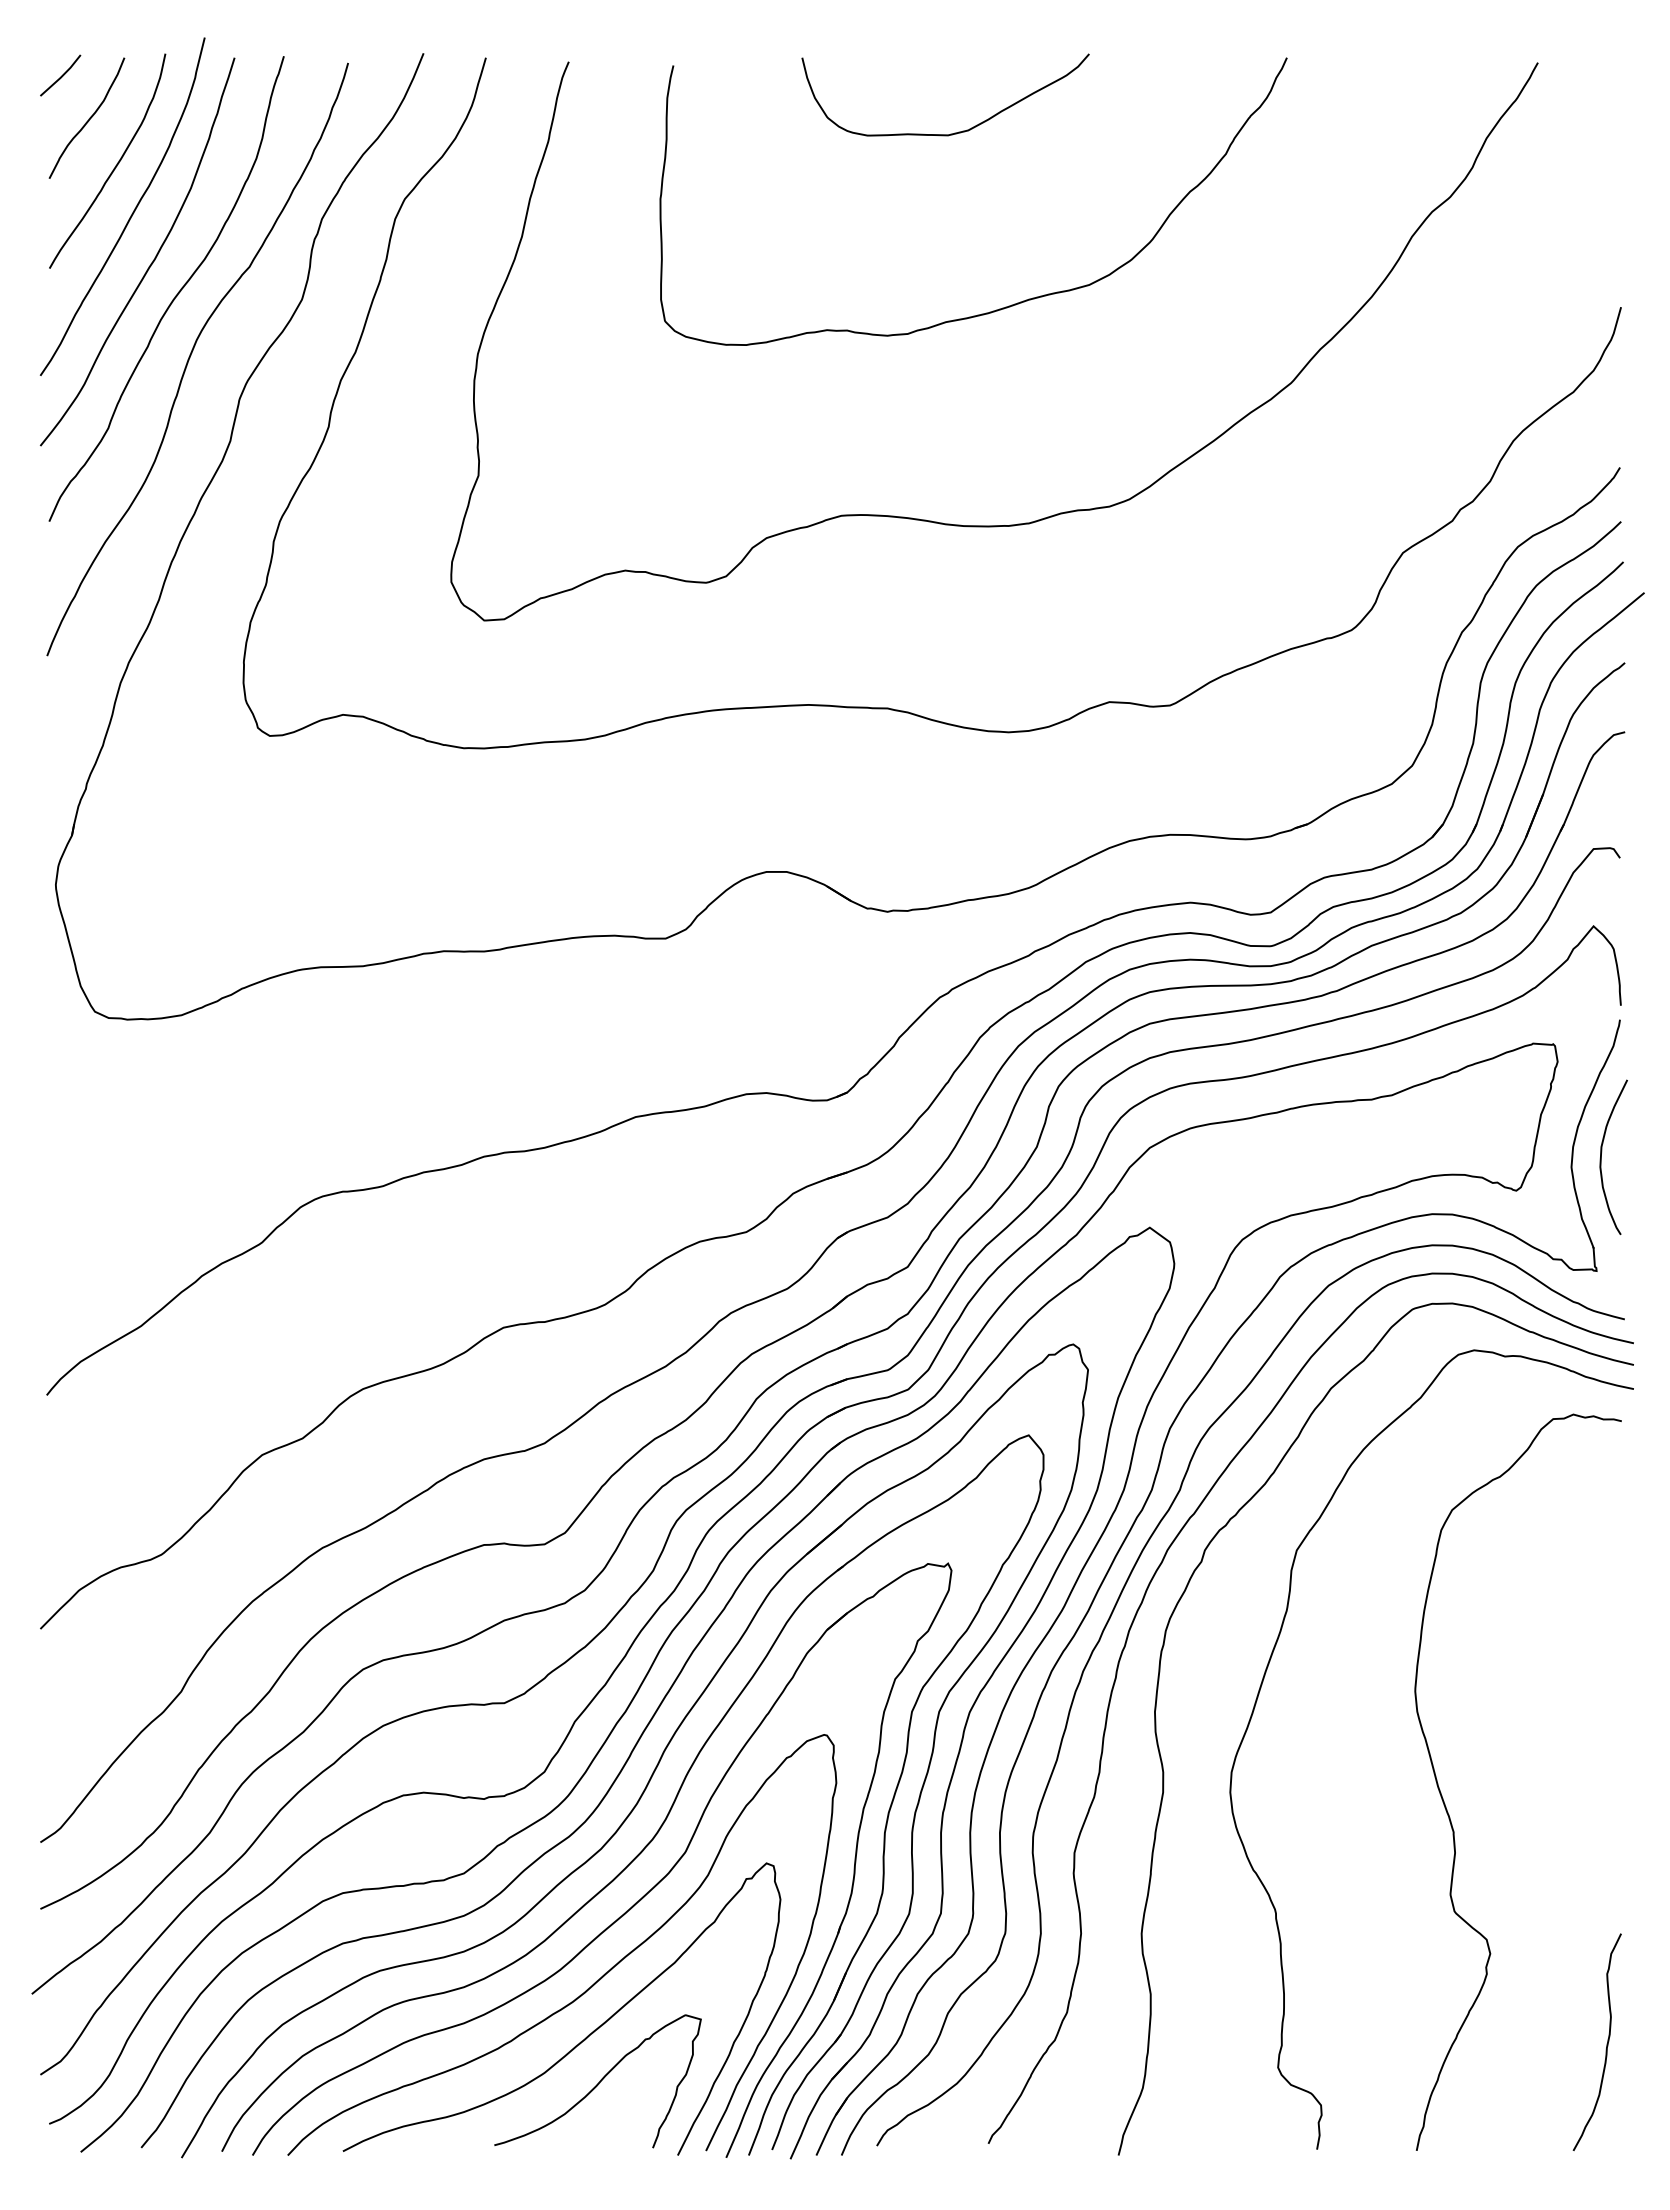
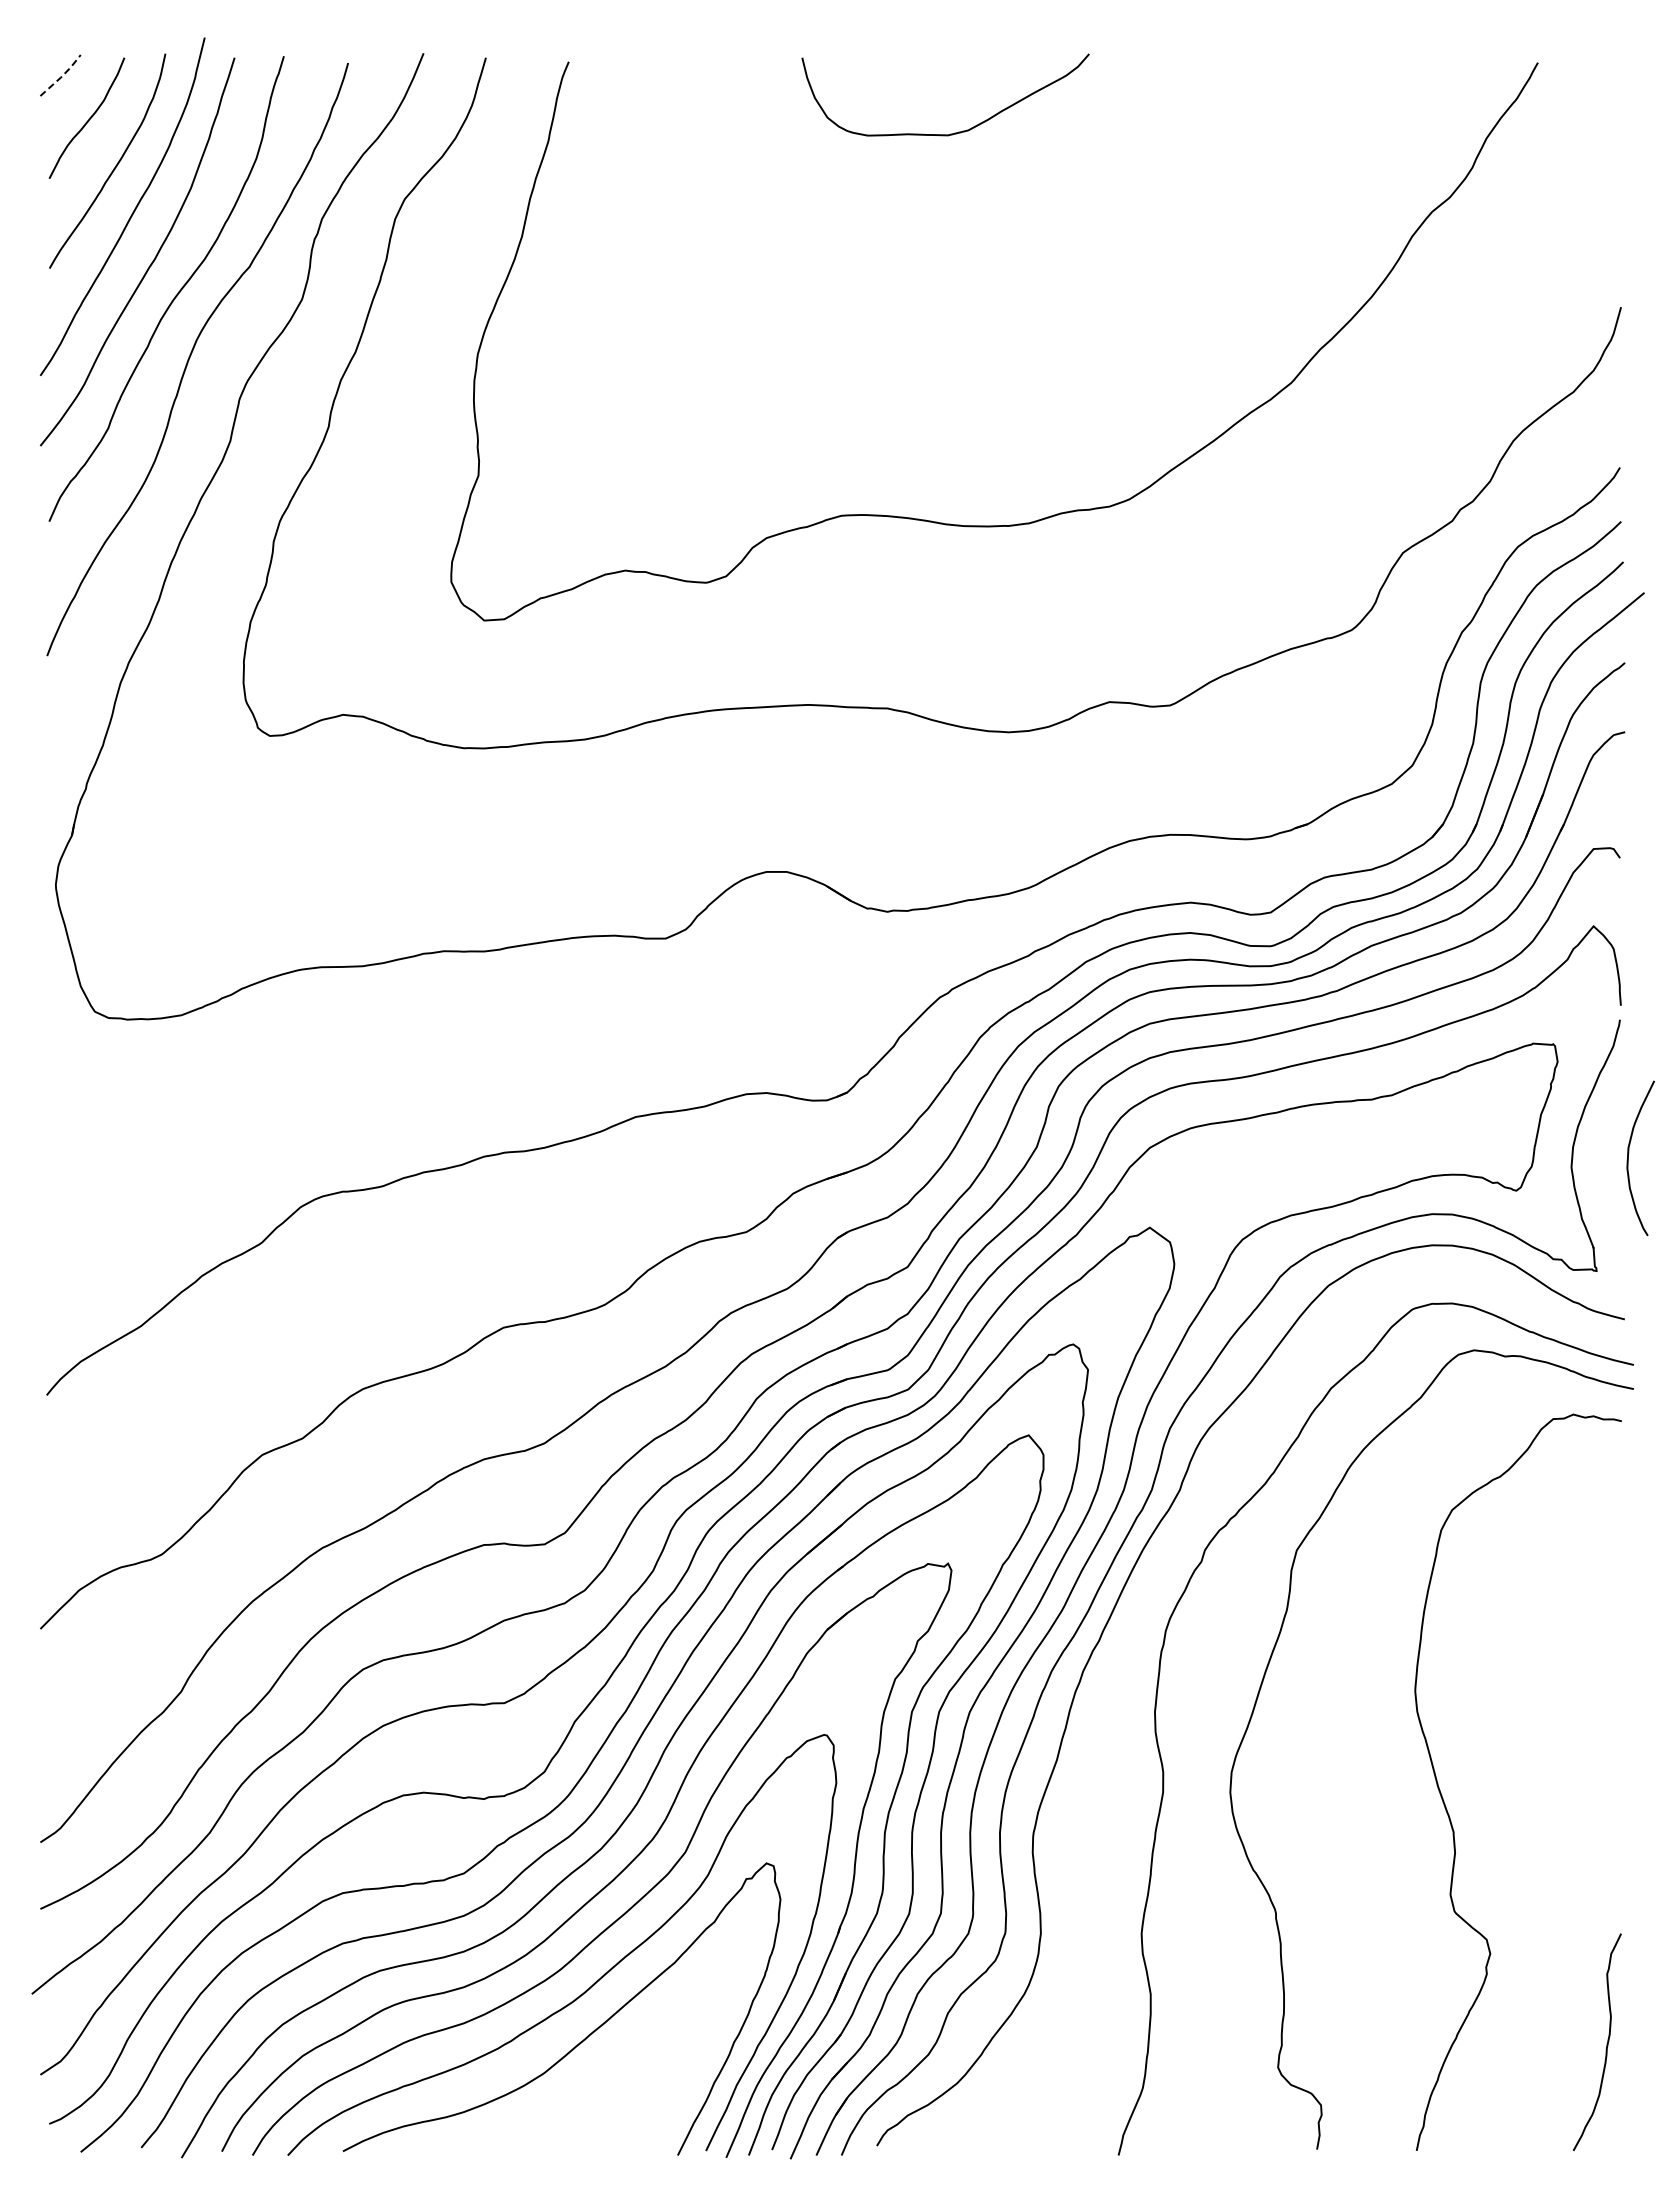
line: solid -> dashed (61, 76)
curve: present -> none (1008, 305)
curve position: (1602, 1152) -> (1629, 1153) (1629, 1153)
curve: present -> none (1126, 1644)
curve: present -> none (598, 2082)
